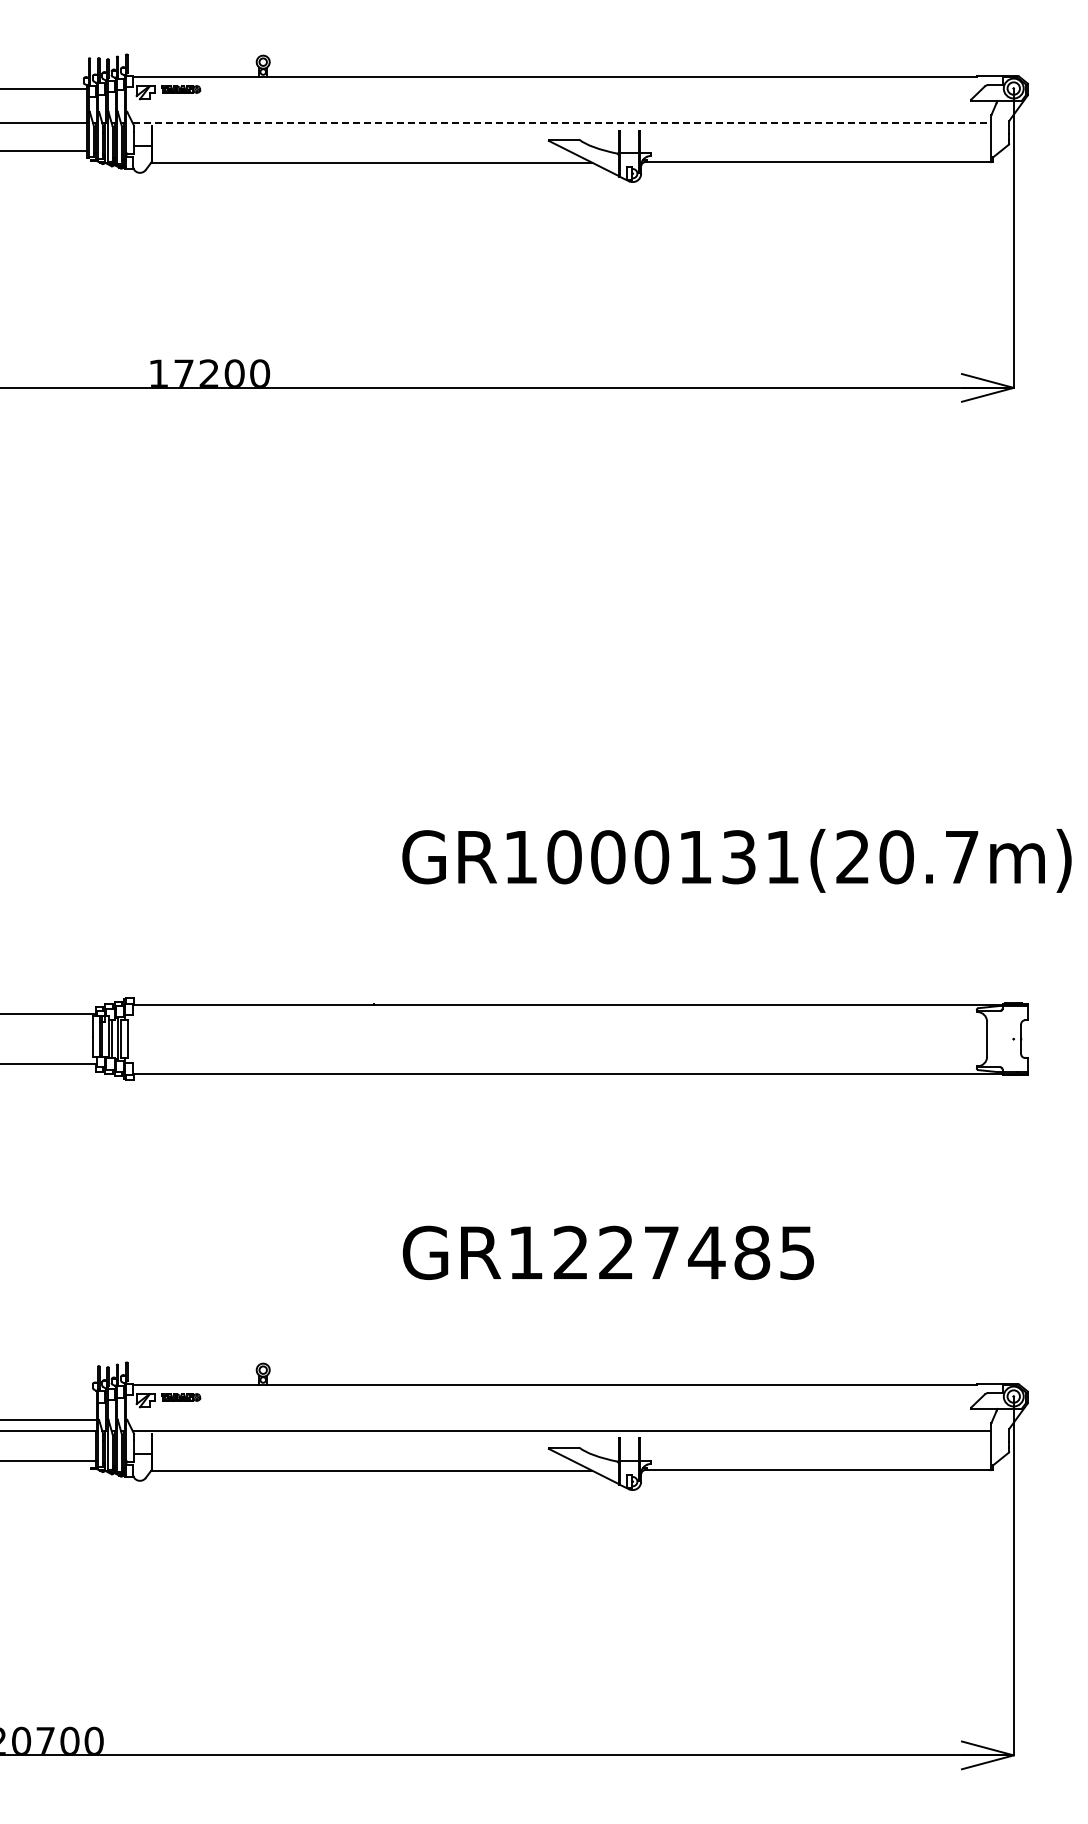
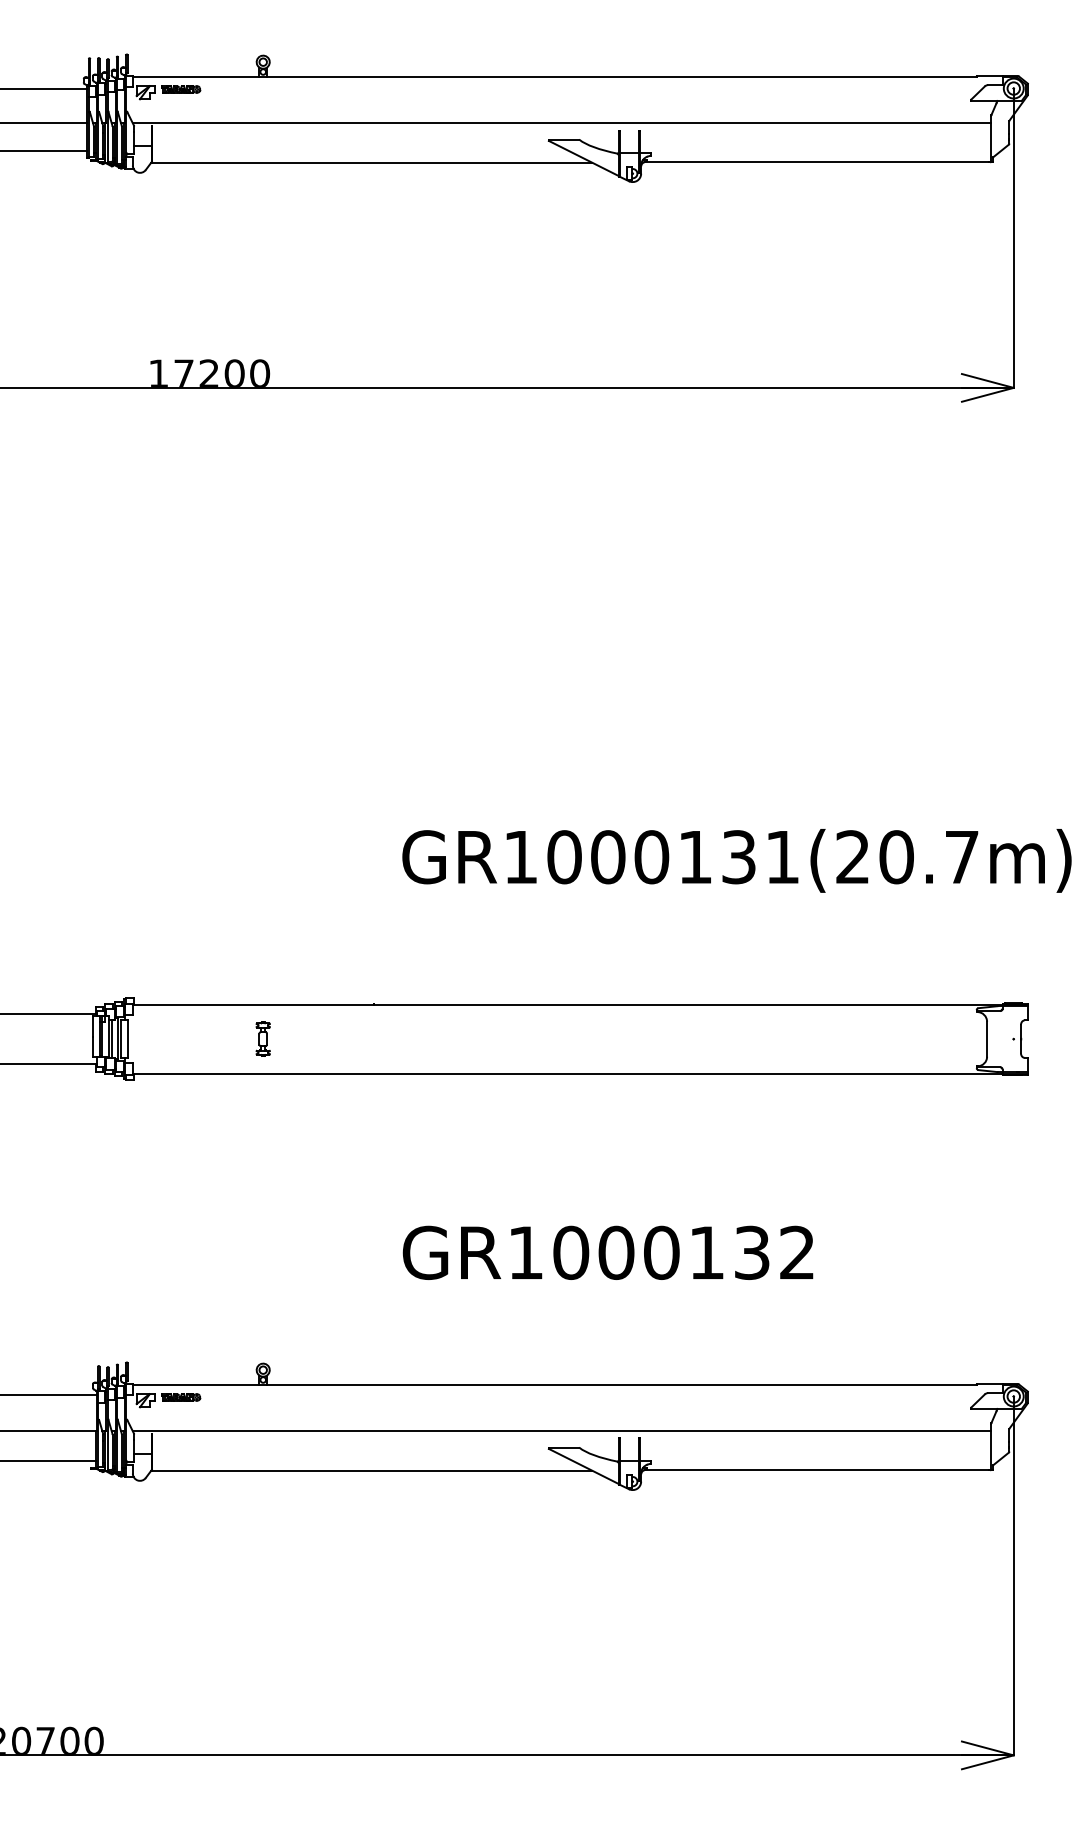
line: dashed -> solid (562, 122)
part: none -> present (262, 1038)
text: GR1227485 -> GR1000132 (683, 1252)
line position: (49, 1419) -> (49, 1394) (49, 1394)
